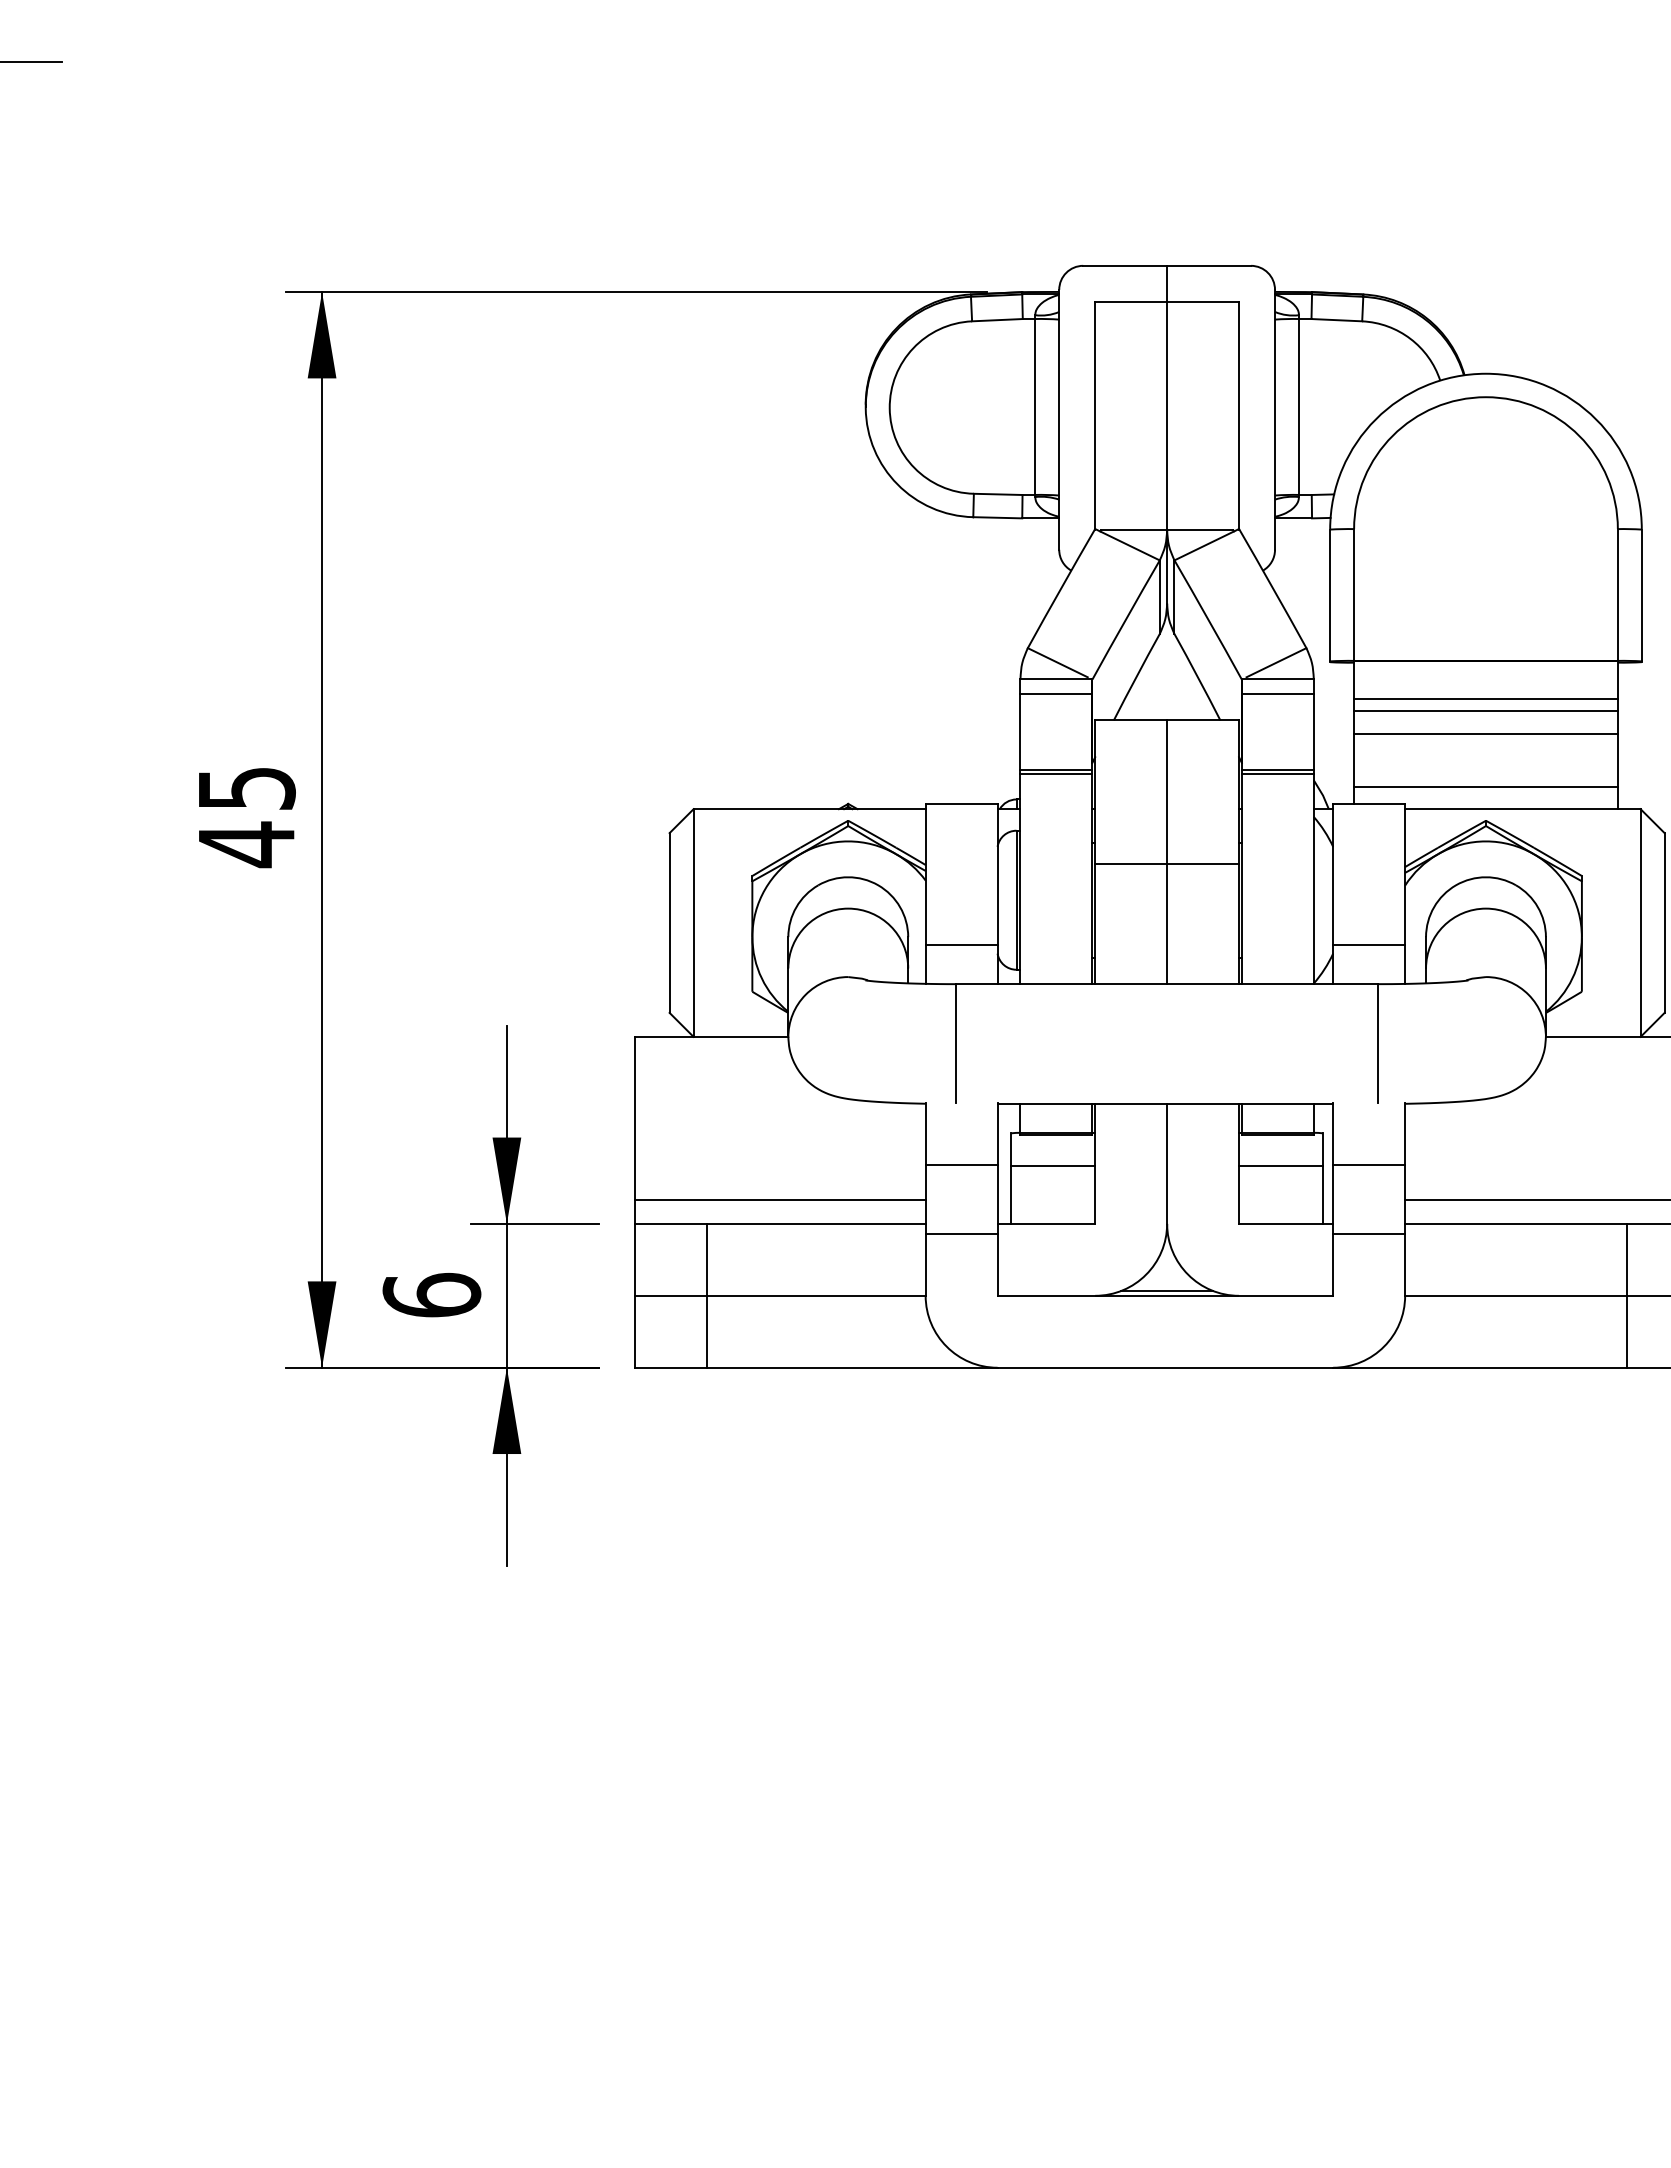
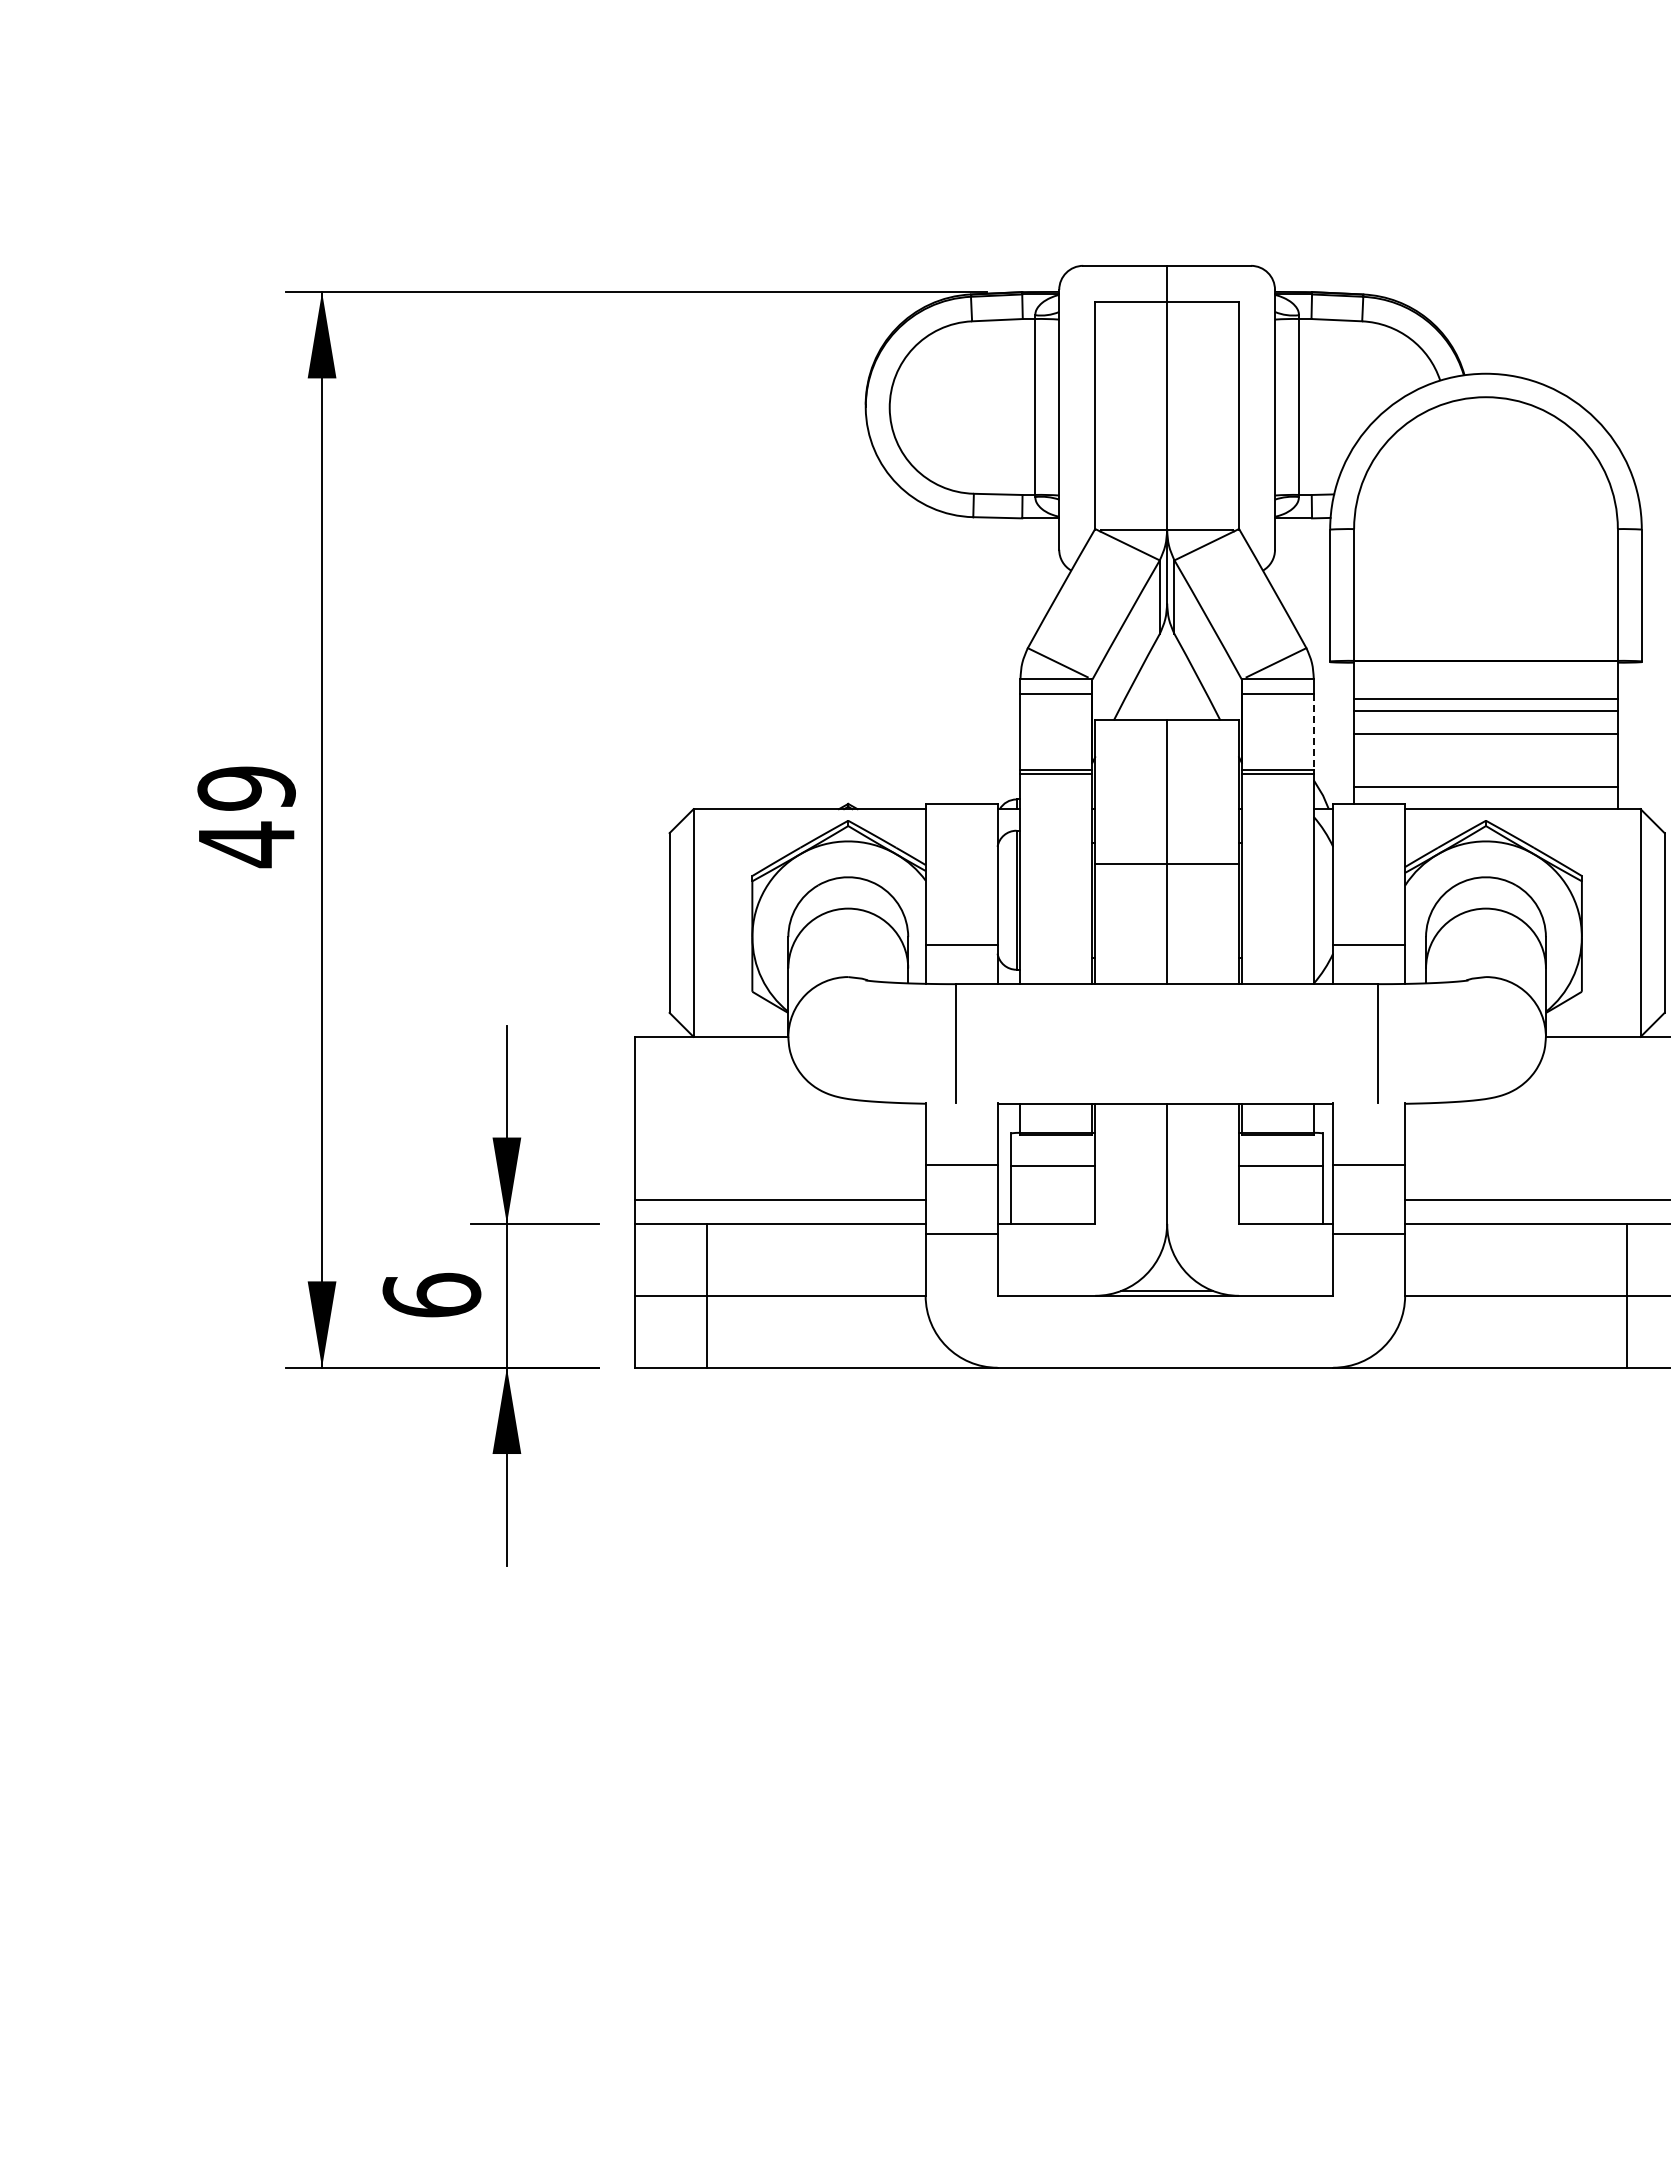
line: present -> none (31, 62)
line: solid -> dashed (1313, 732)
text: 45 -> 49 (246, 788)
